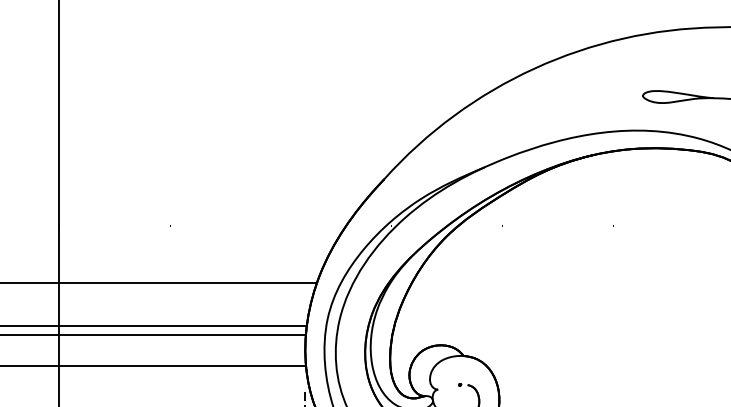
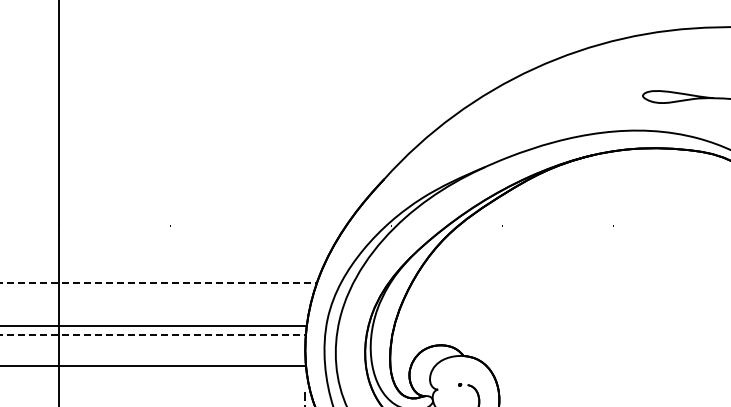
line: solid -> dashed (159, 282)
line: solid -> dashed (152, 335)
